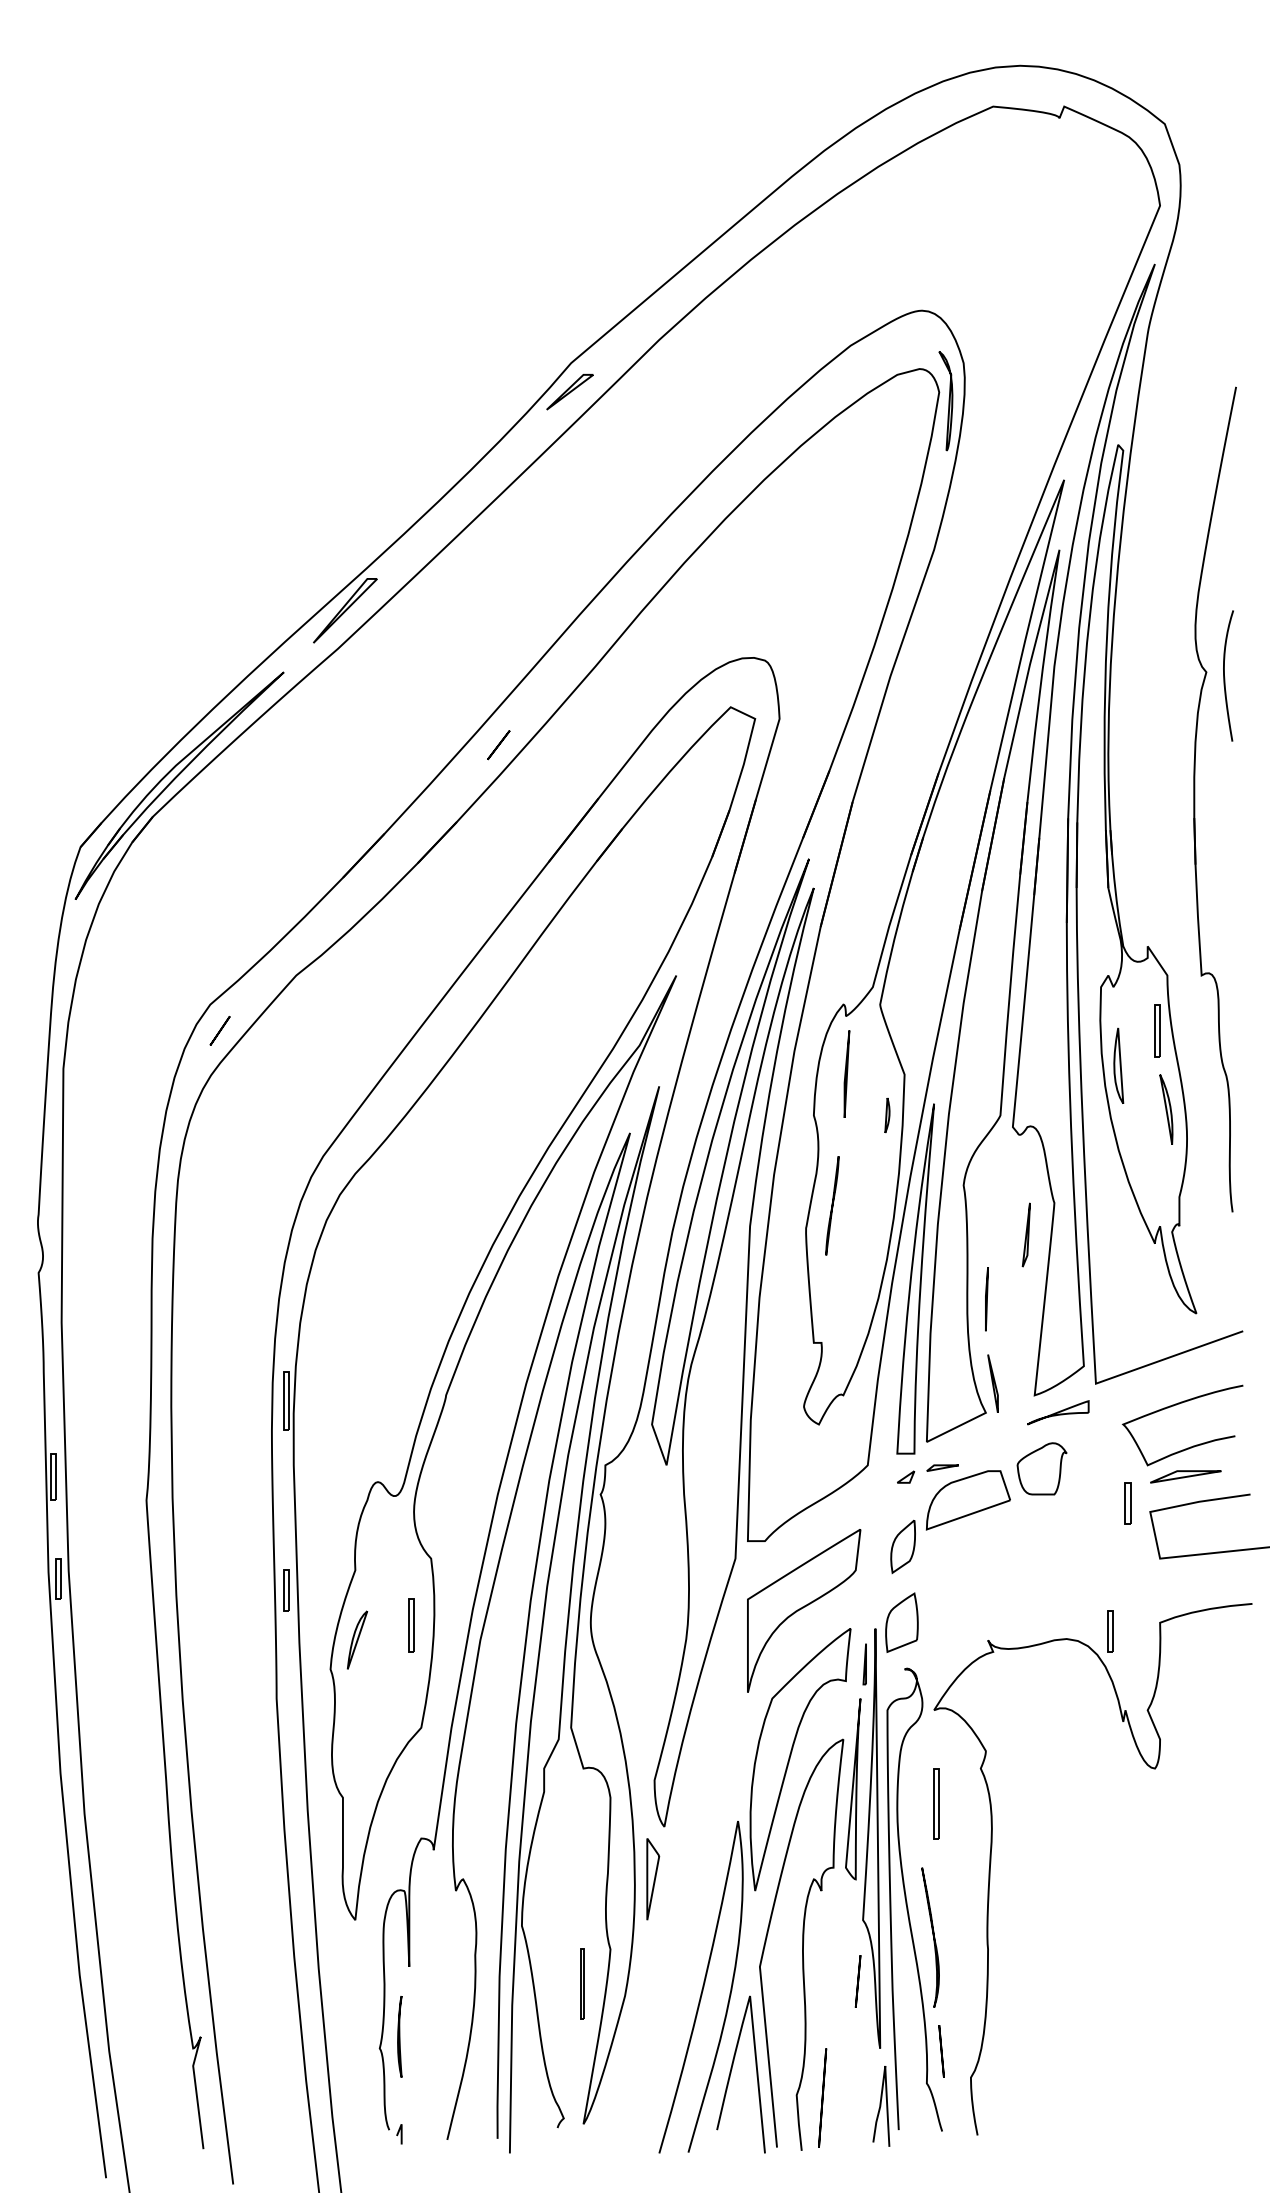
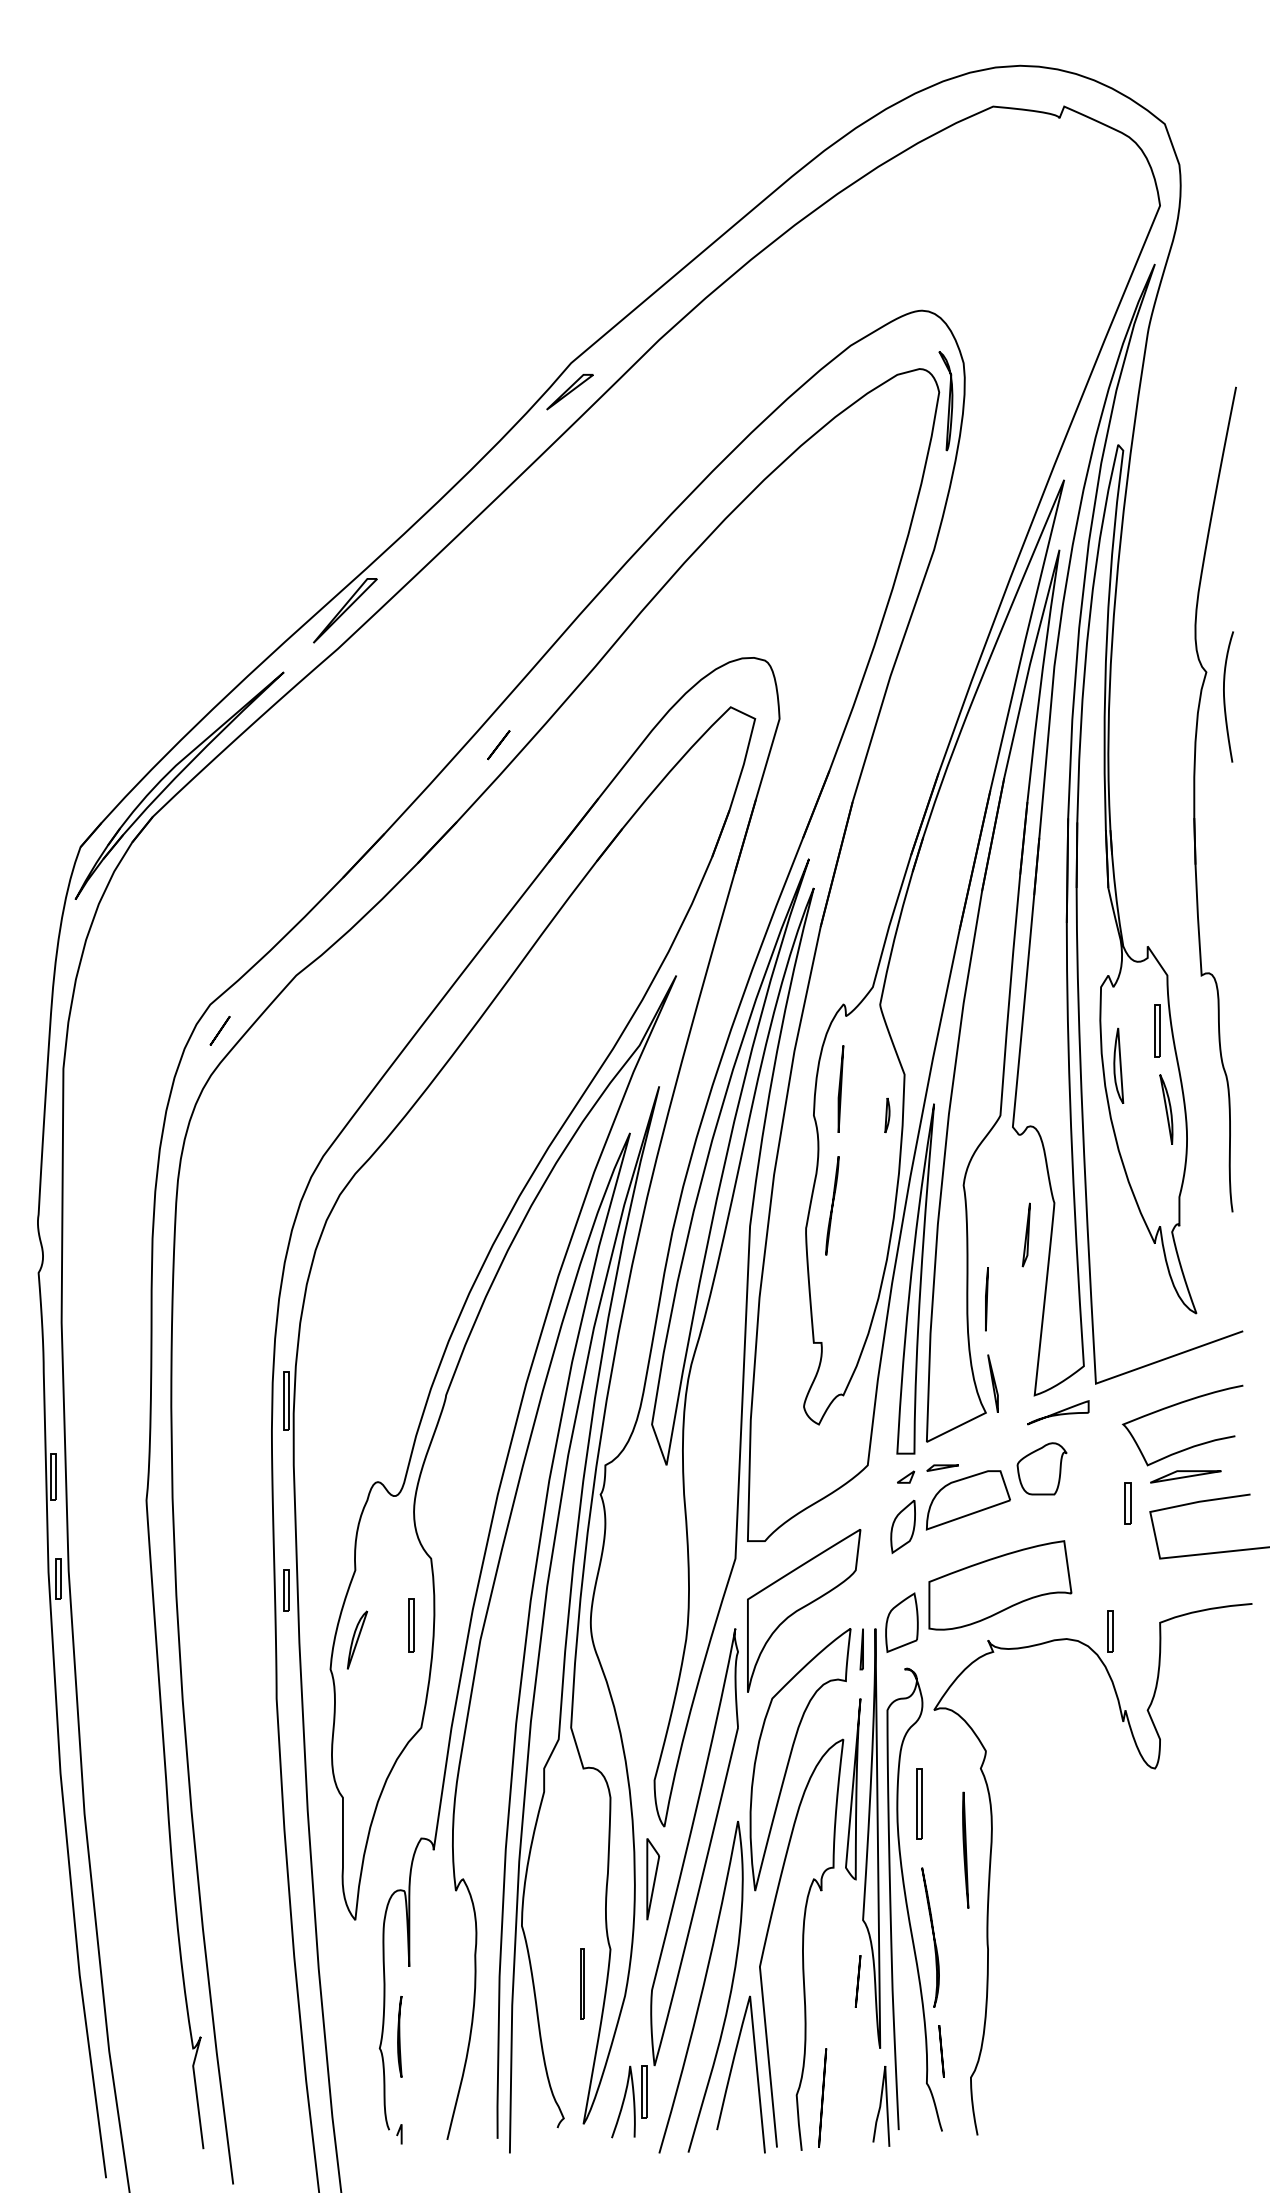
curve position: (1225, 677) -> (1225, 698) (1225, 698)
part position: (846, 1073) -> (840, 1088) (840, 1088)
part position: (902, 1546) -> (902, 1526) (902, 1526)
part: none -> present (1000, 1585)
line position: (864, 1664) -> (861, 1649) (861, 1649)
part position: (936, 1803) -> (919, 1803) (919, 1803)
part: none -> present (965, 1849)
part: none -> present (674, 1883)
